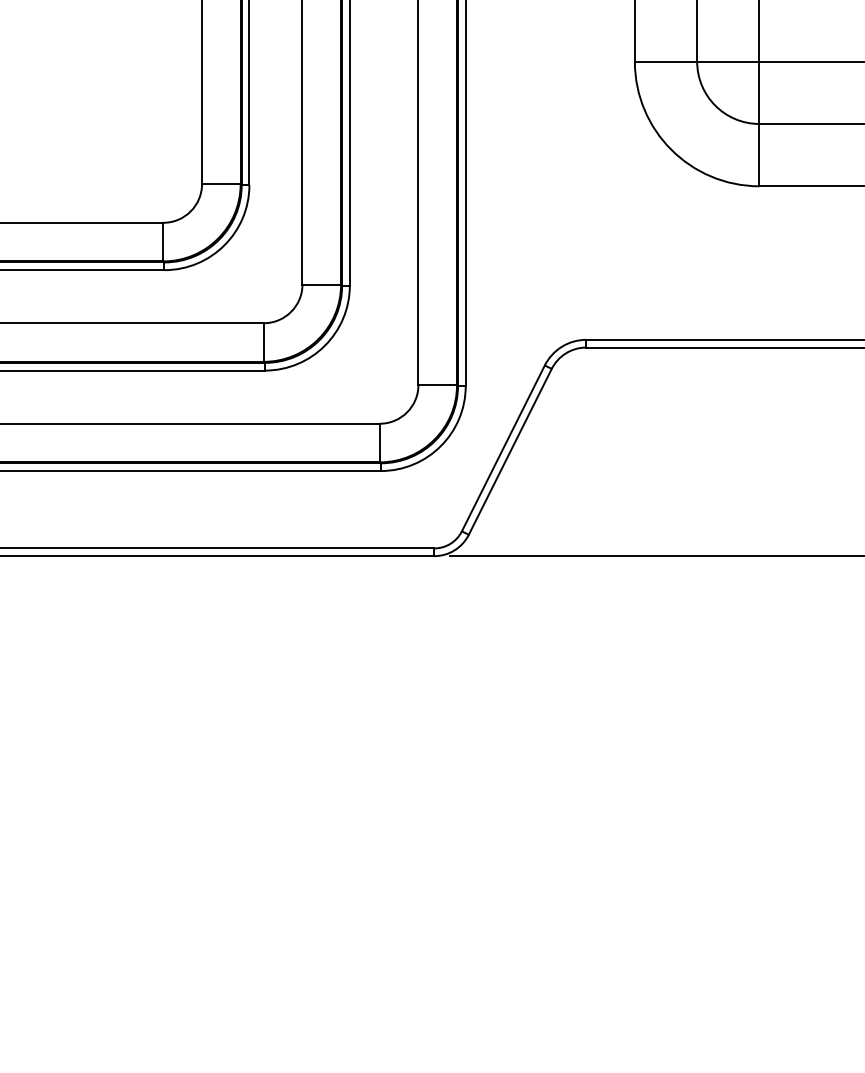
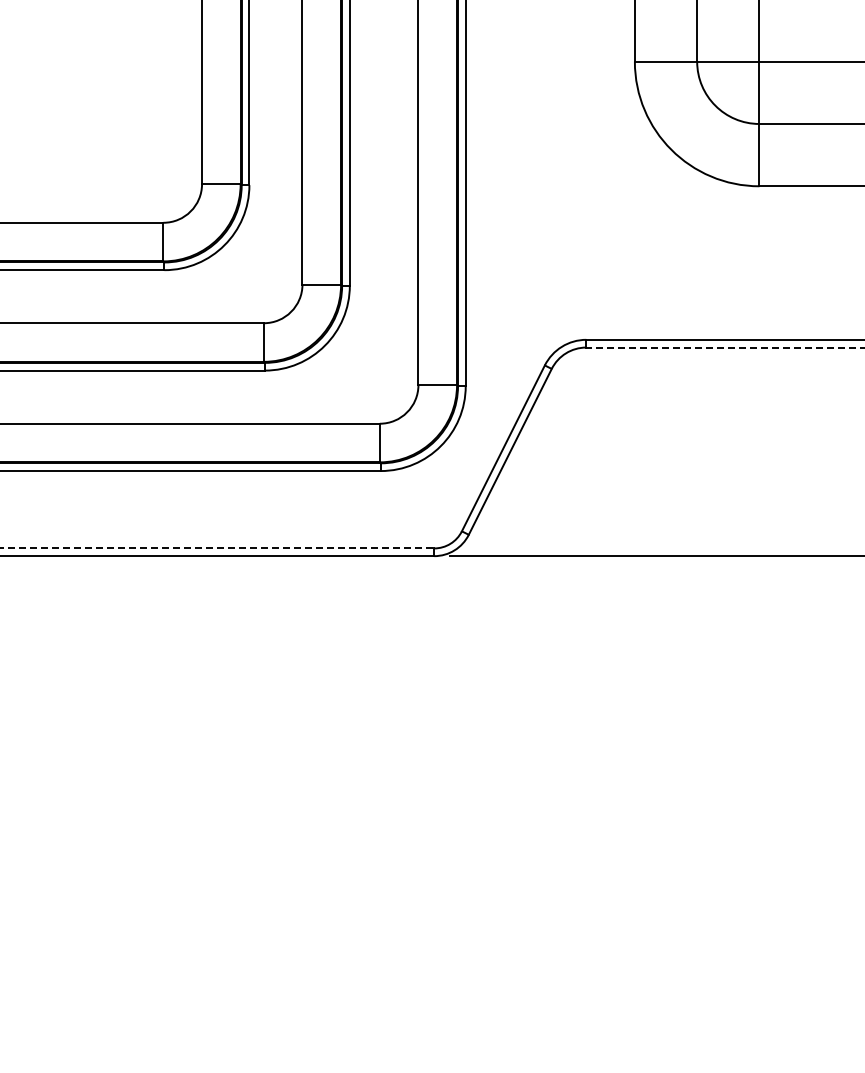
line: solid -> dashed (725, 347)
line: solid -> dashed (217, 548)
